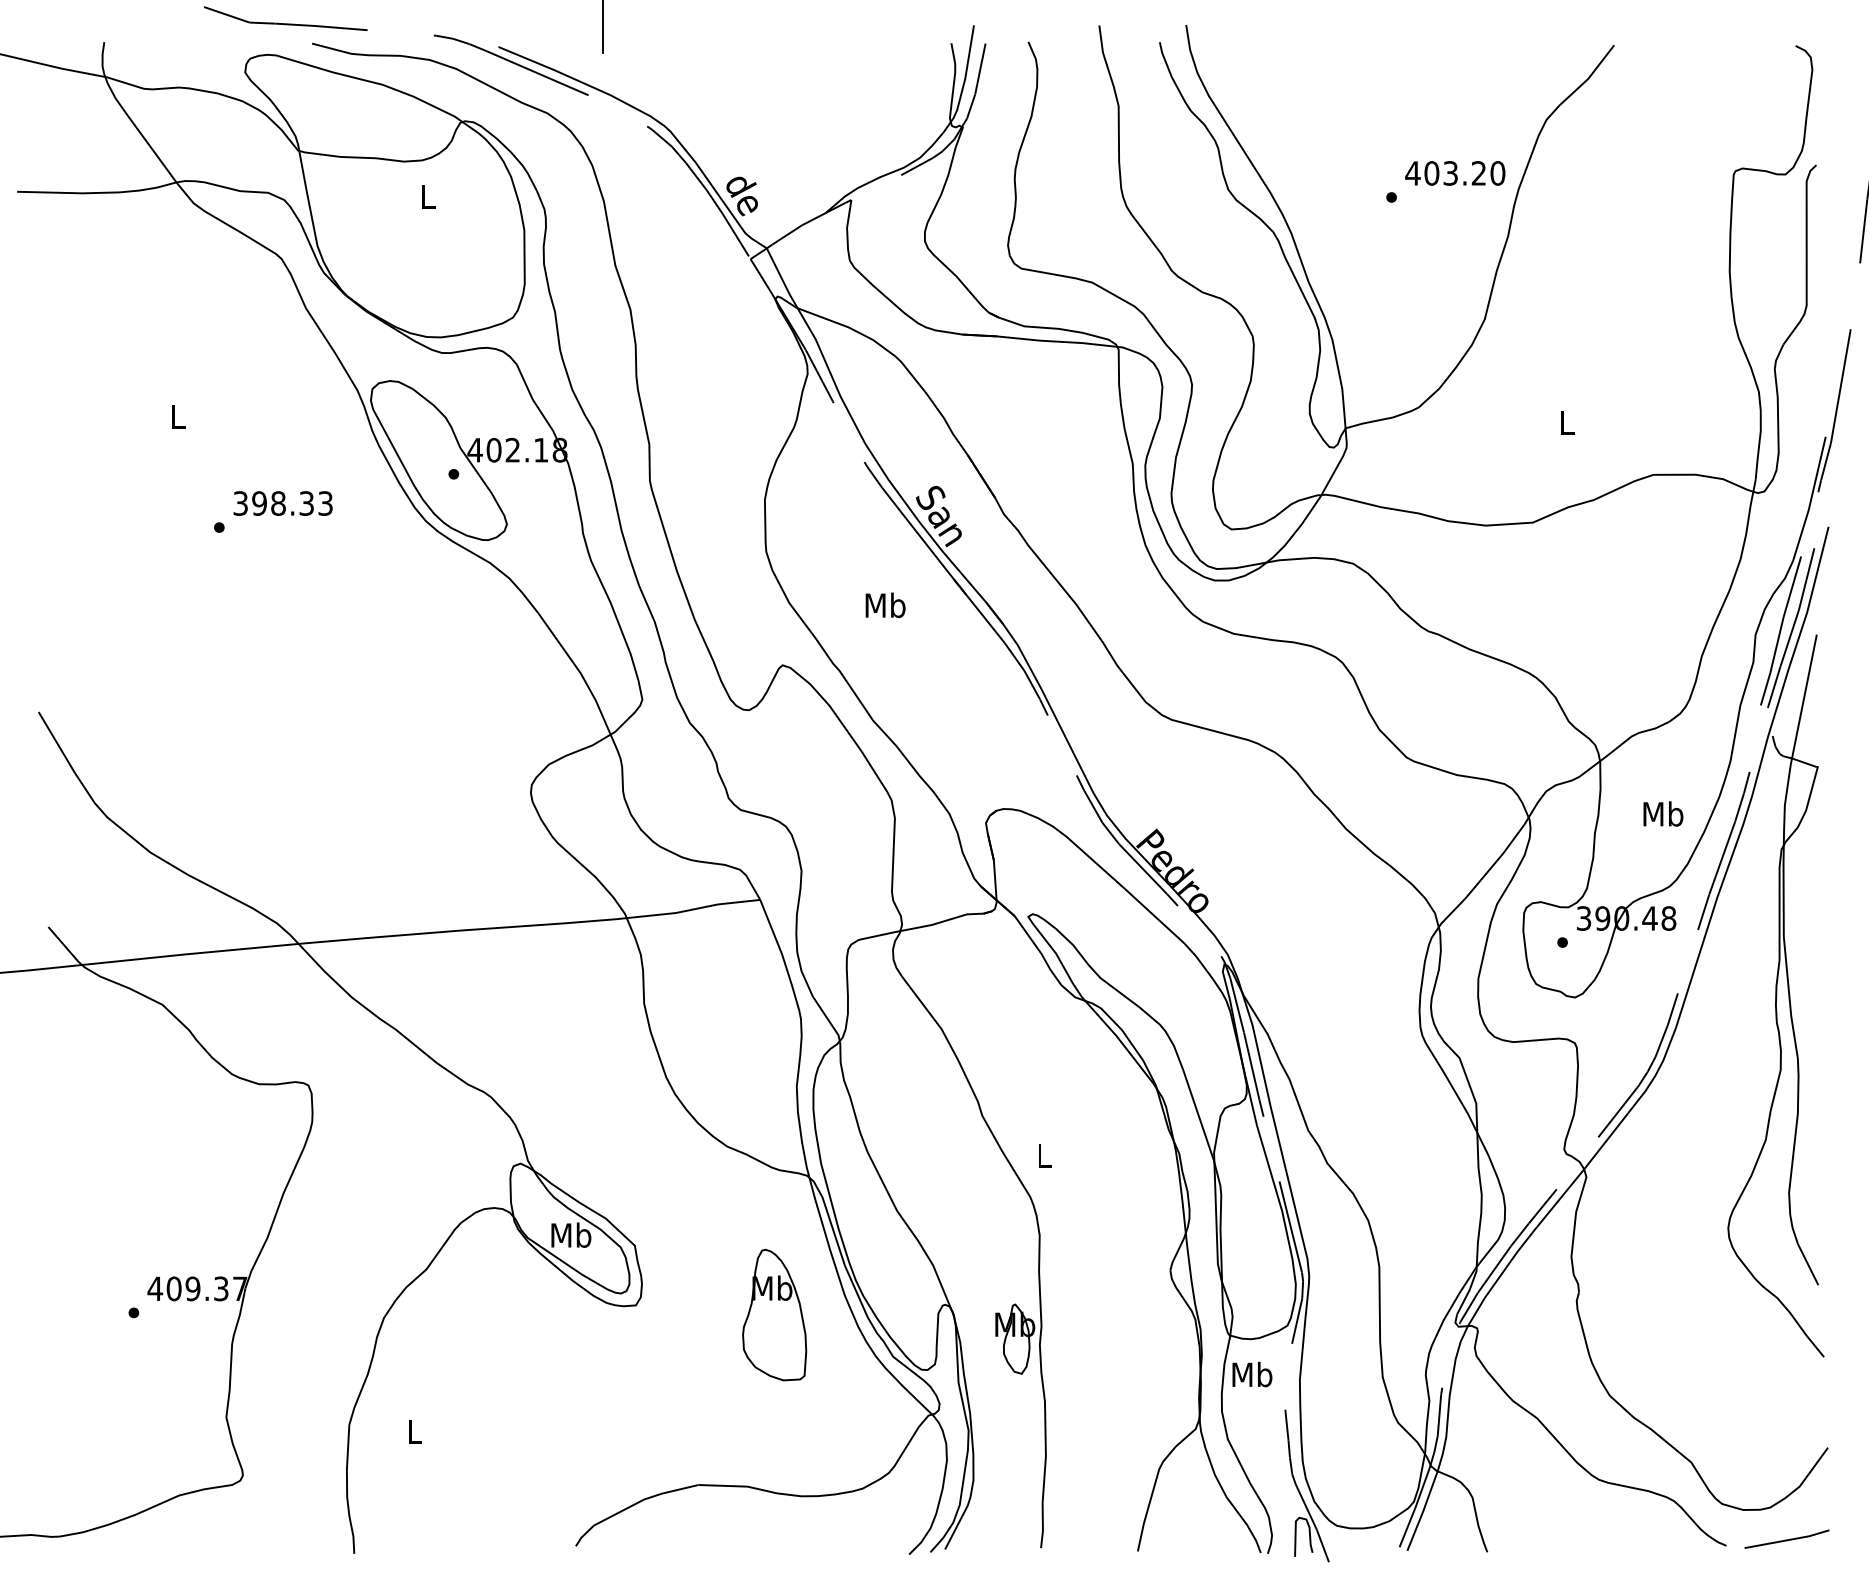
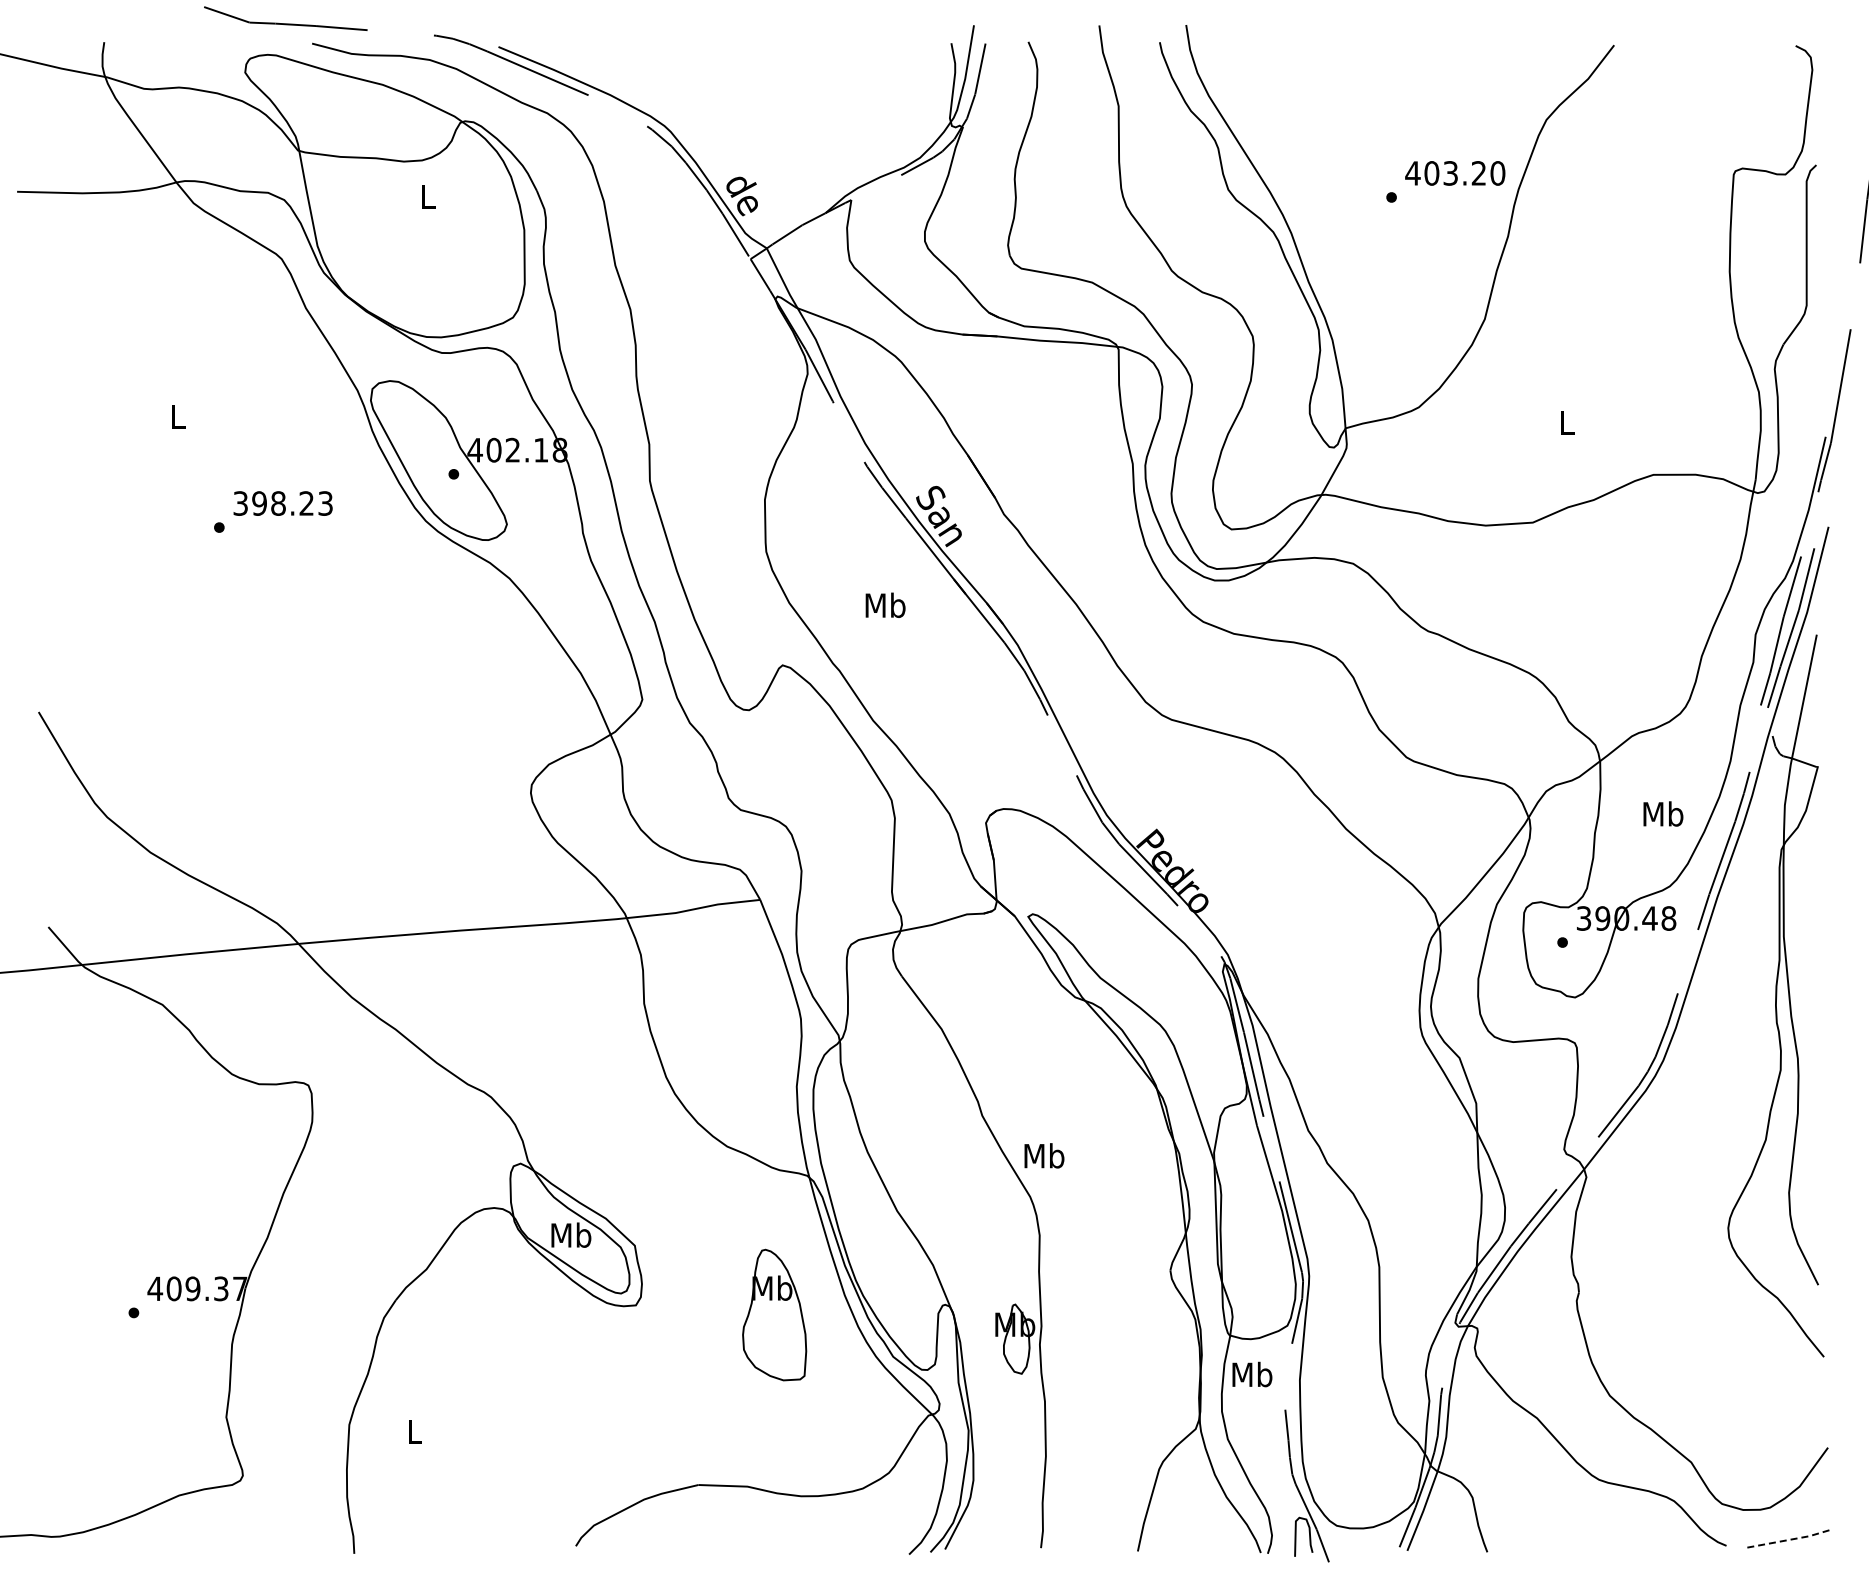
line: present -> none (603, 27)
text: 398.33 -> 398.23 (306, 503)
text: L -> Mb (1044, 1155)
line: solid -> dashed (1787, 1540)
